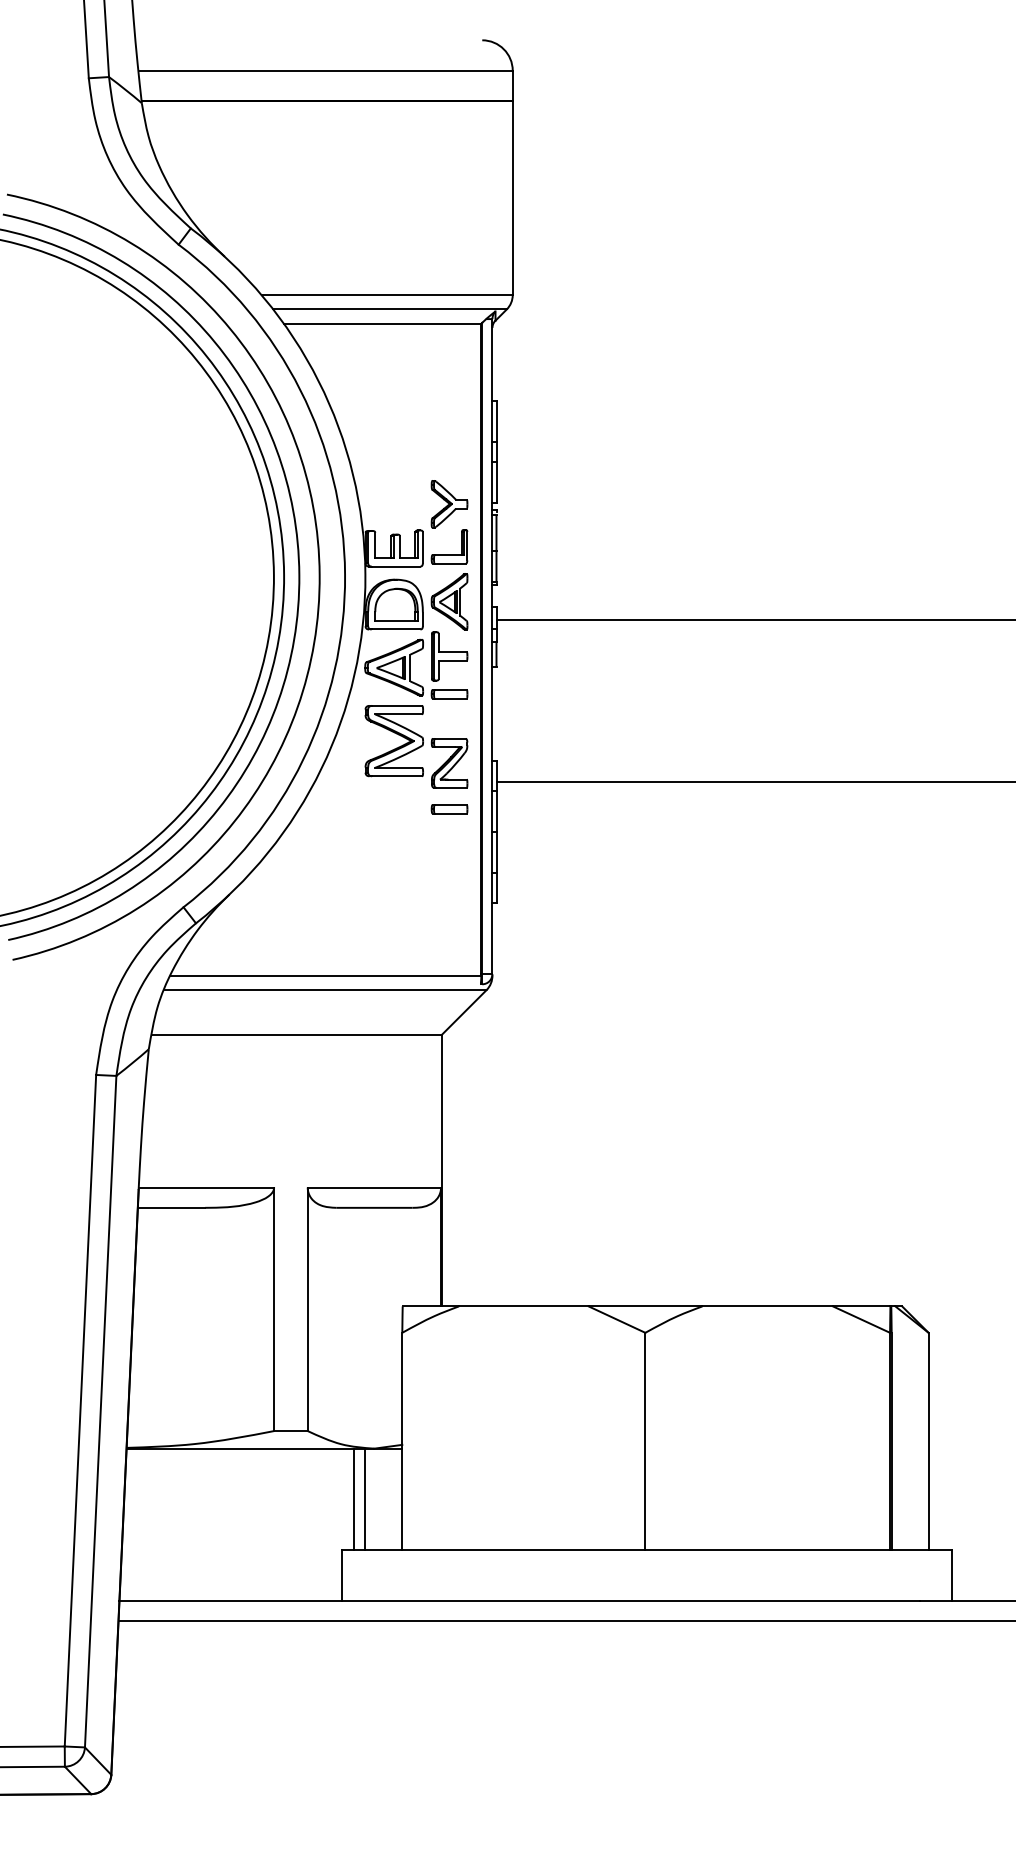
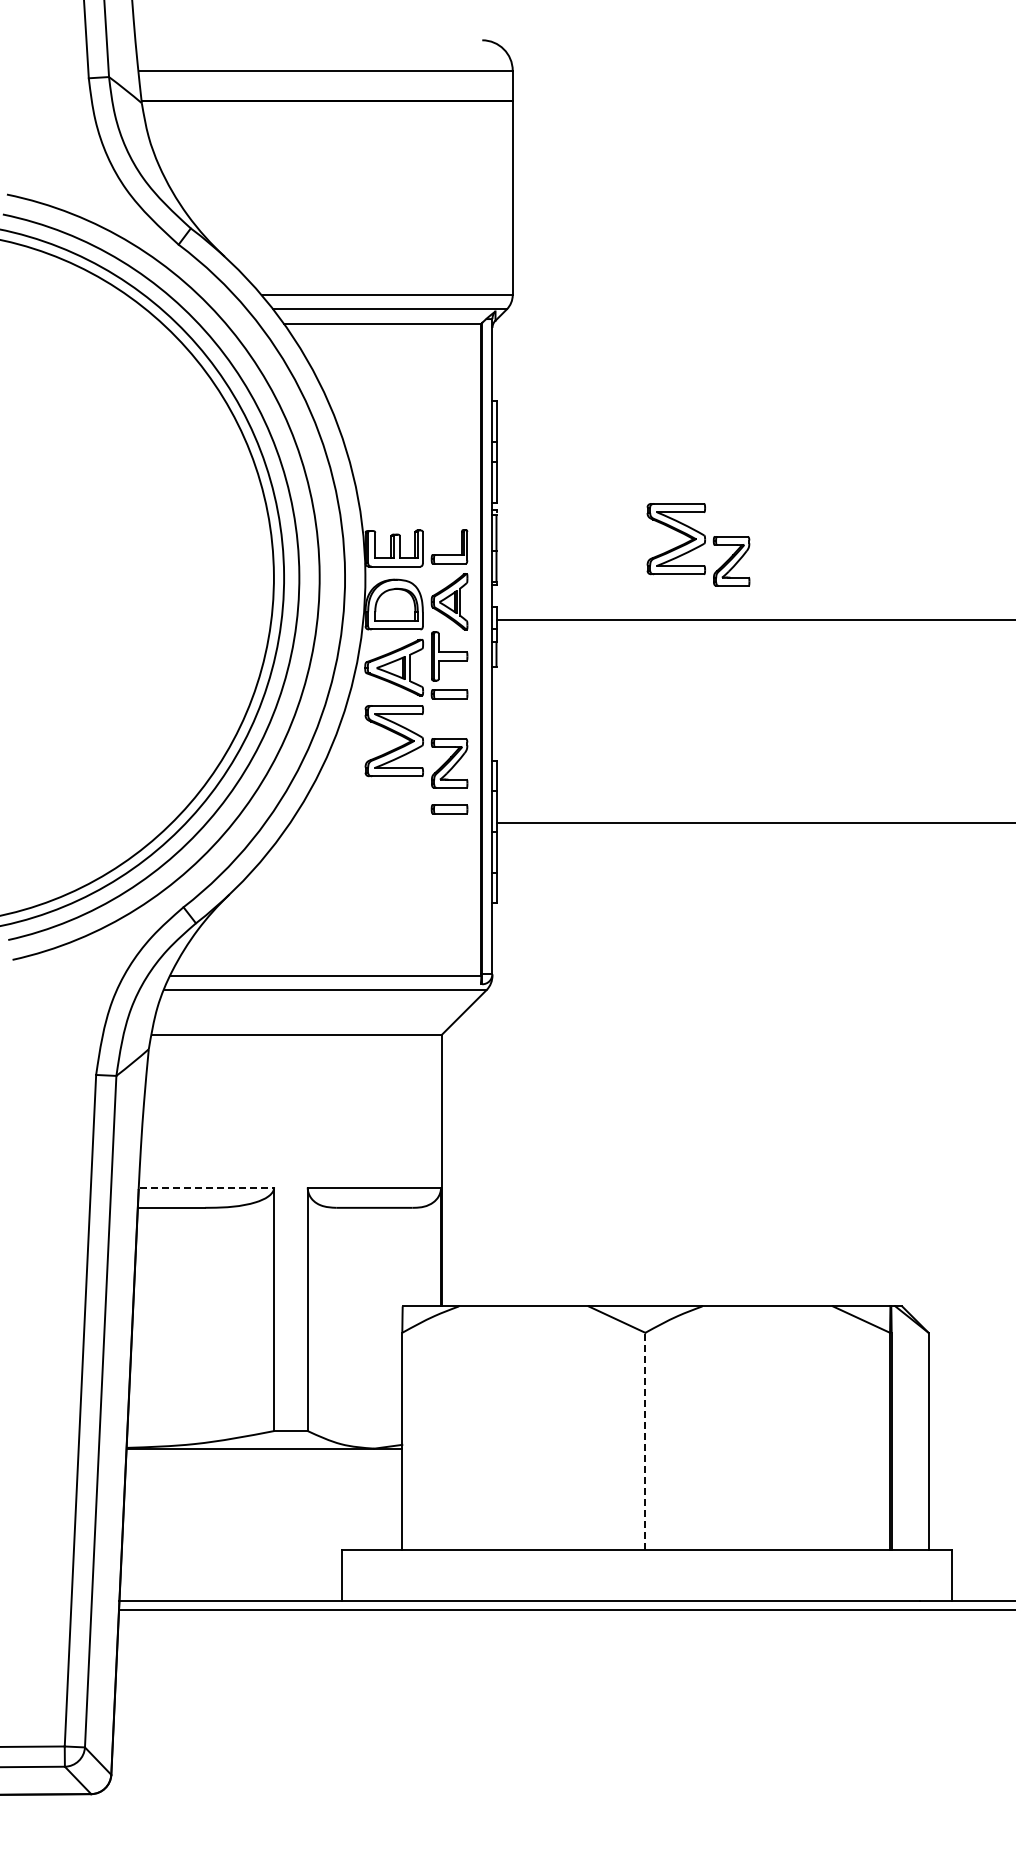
part: present -> none (449, 504)
part: none -> present (698, 544)
line position: (754, 782) -> (754, 823) (754, 823)
line: solid -> dashed (207, 1187)
line: solid -> dashed (645, 1441)
line: present -> none (354, 1499)
line: present -> none (365, 1499)
line position: (565, 1621) -> (565, 1610) (565, 1610)
